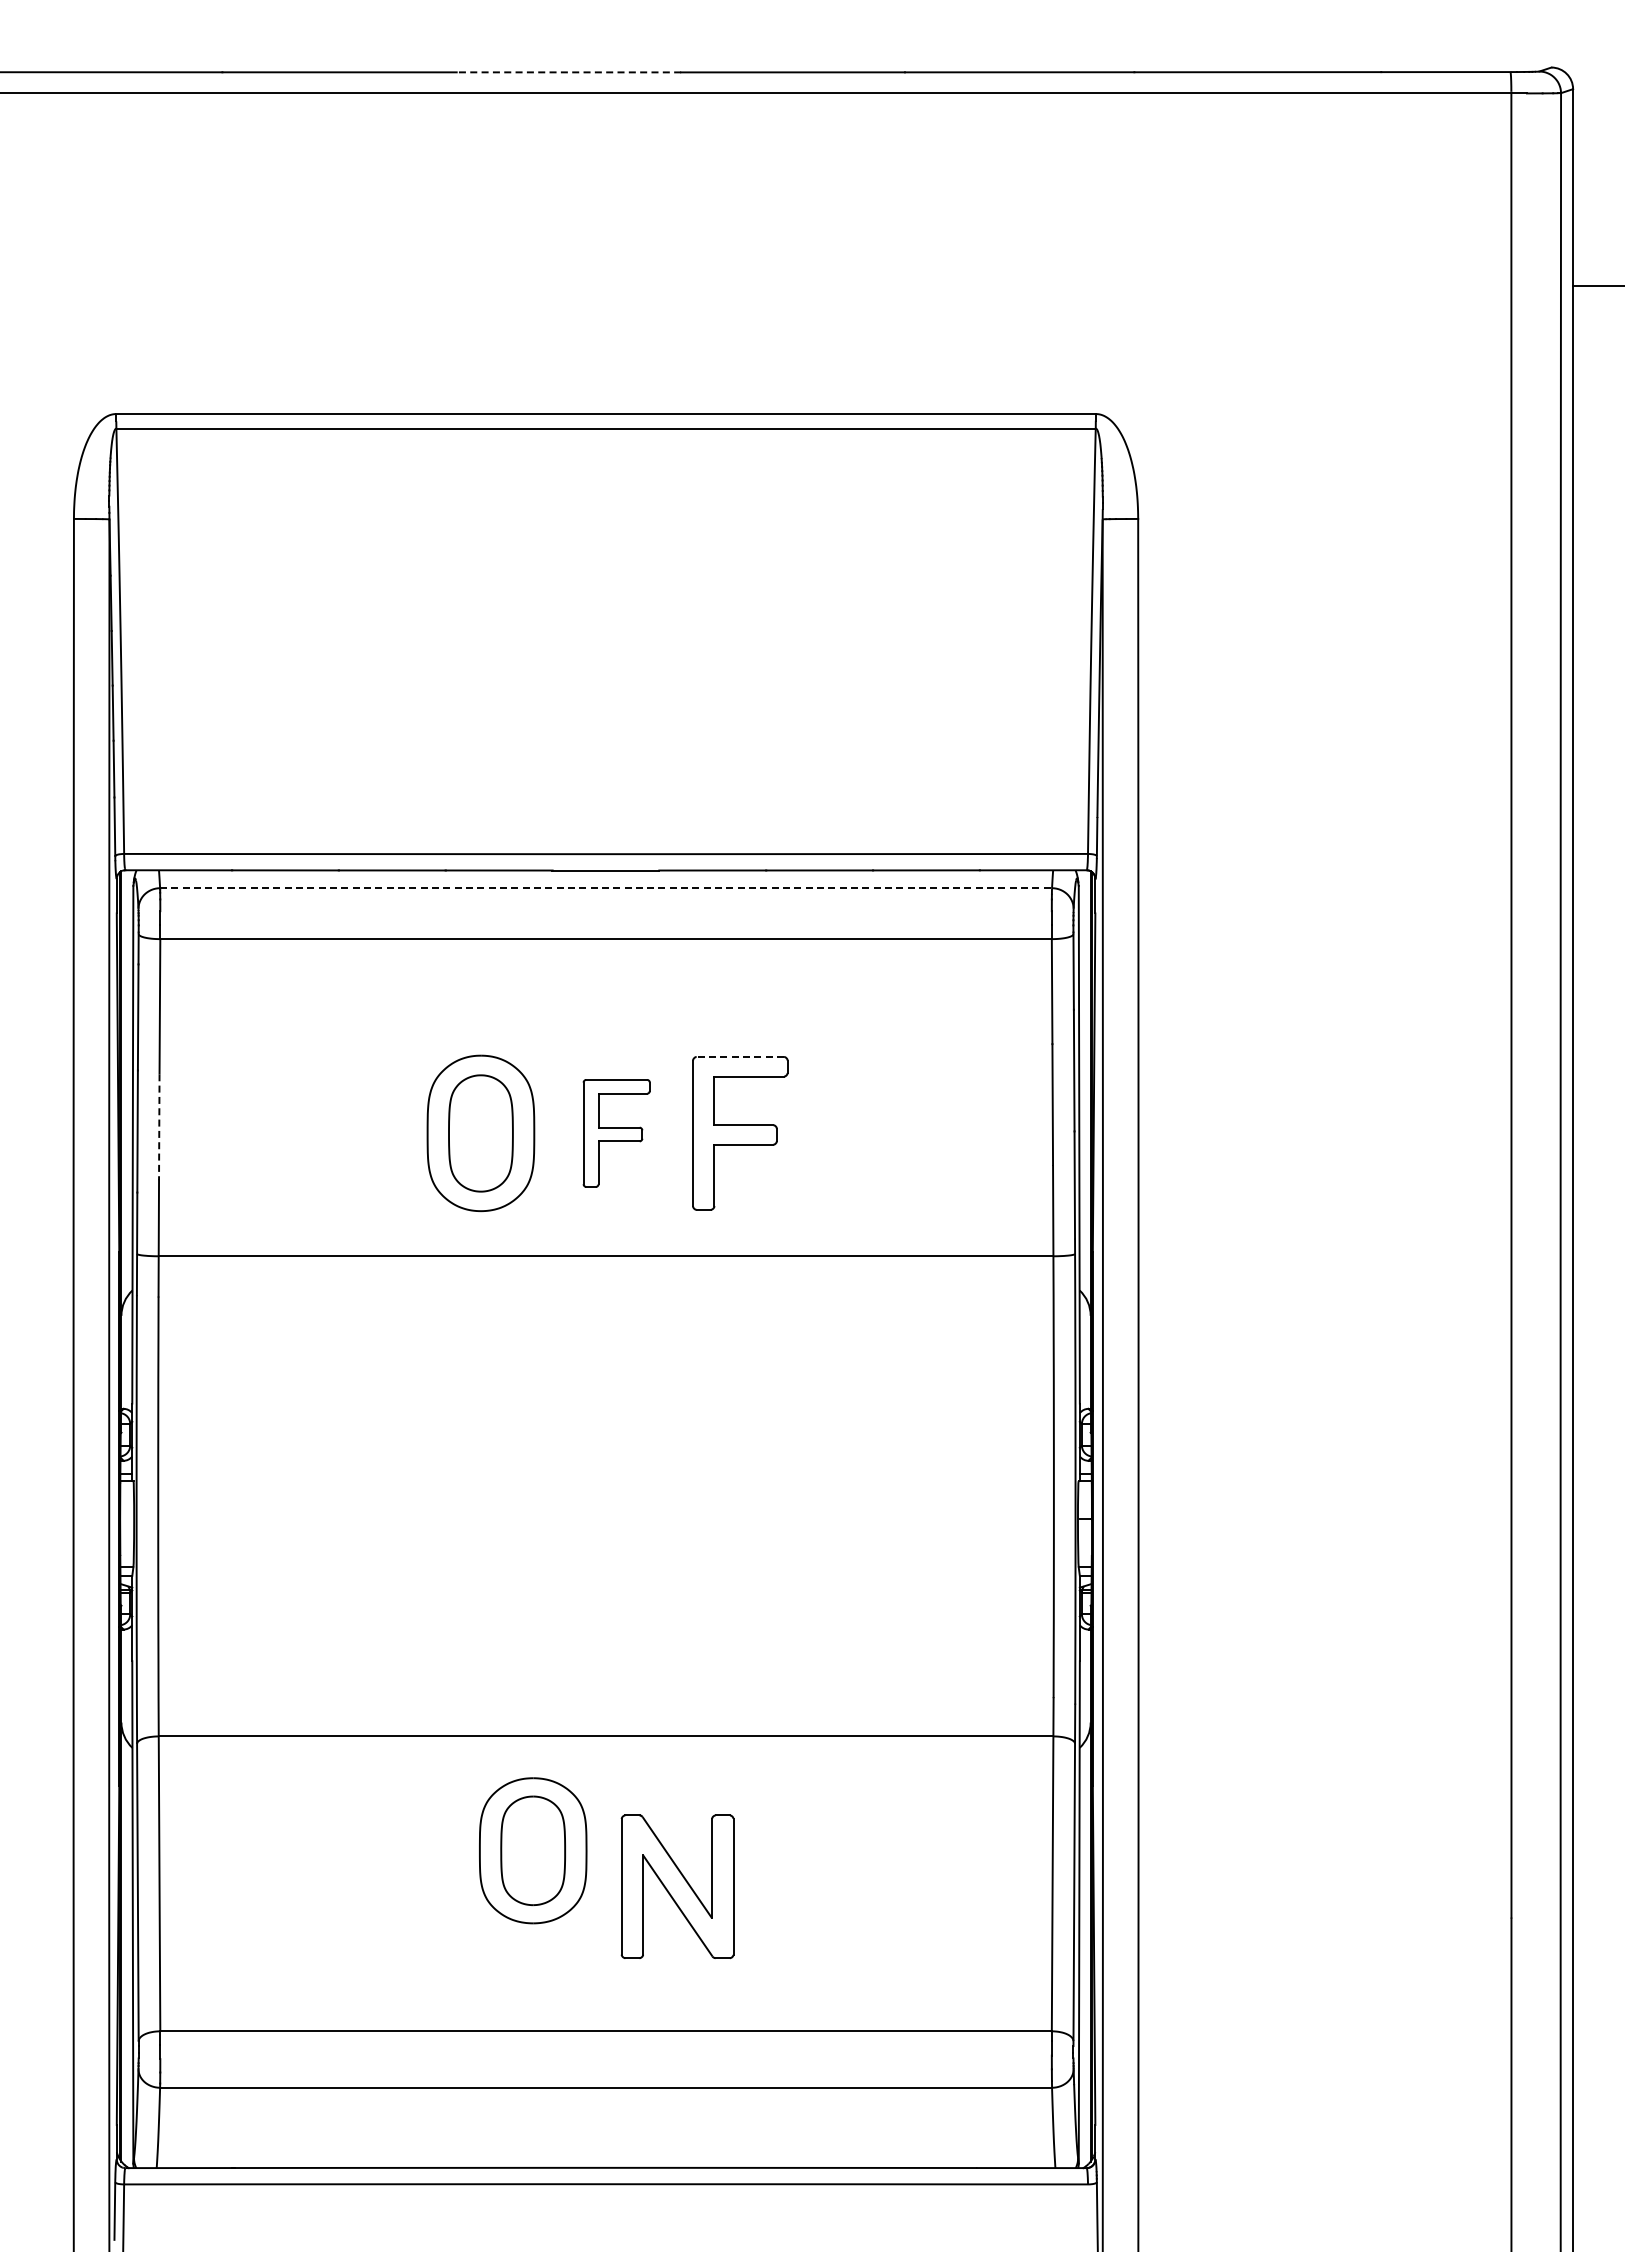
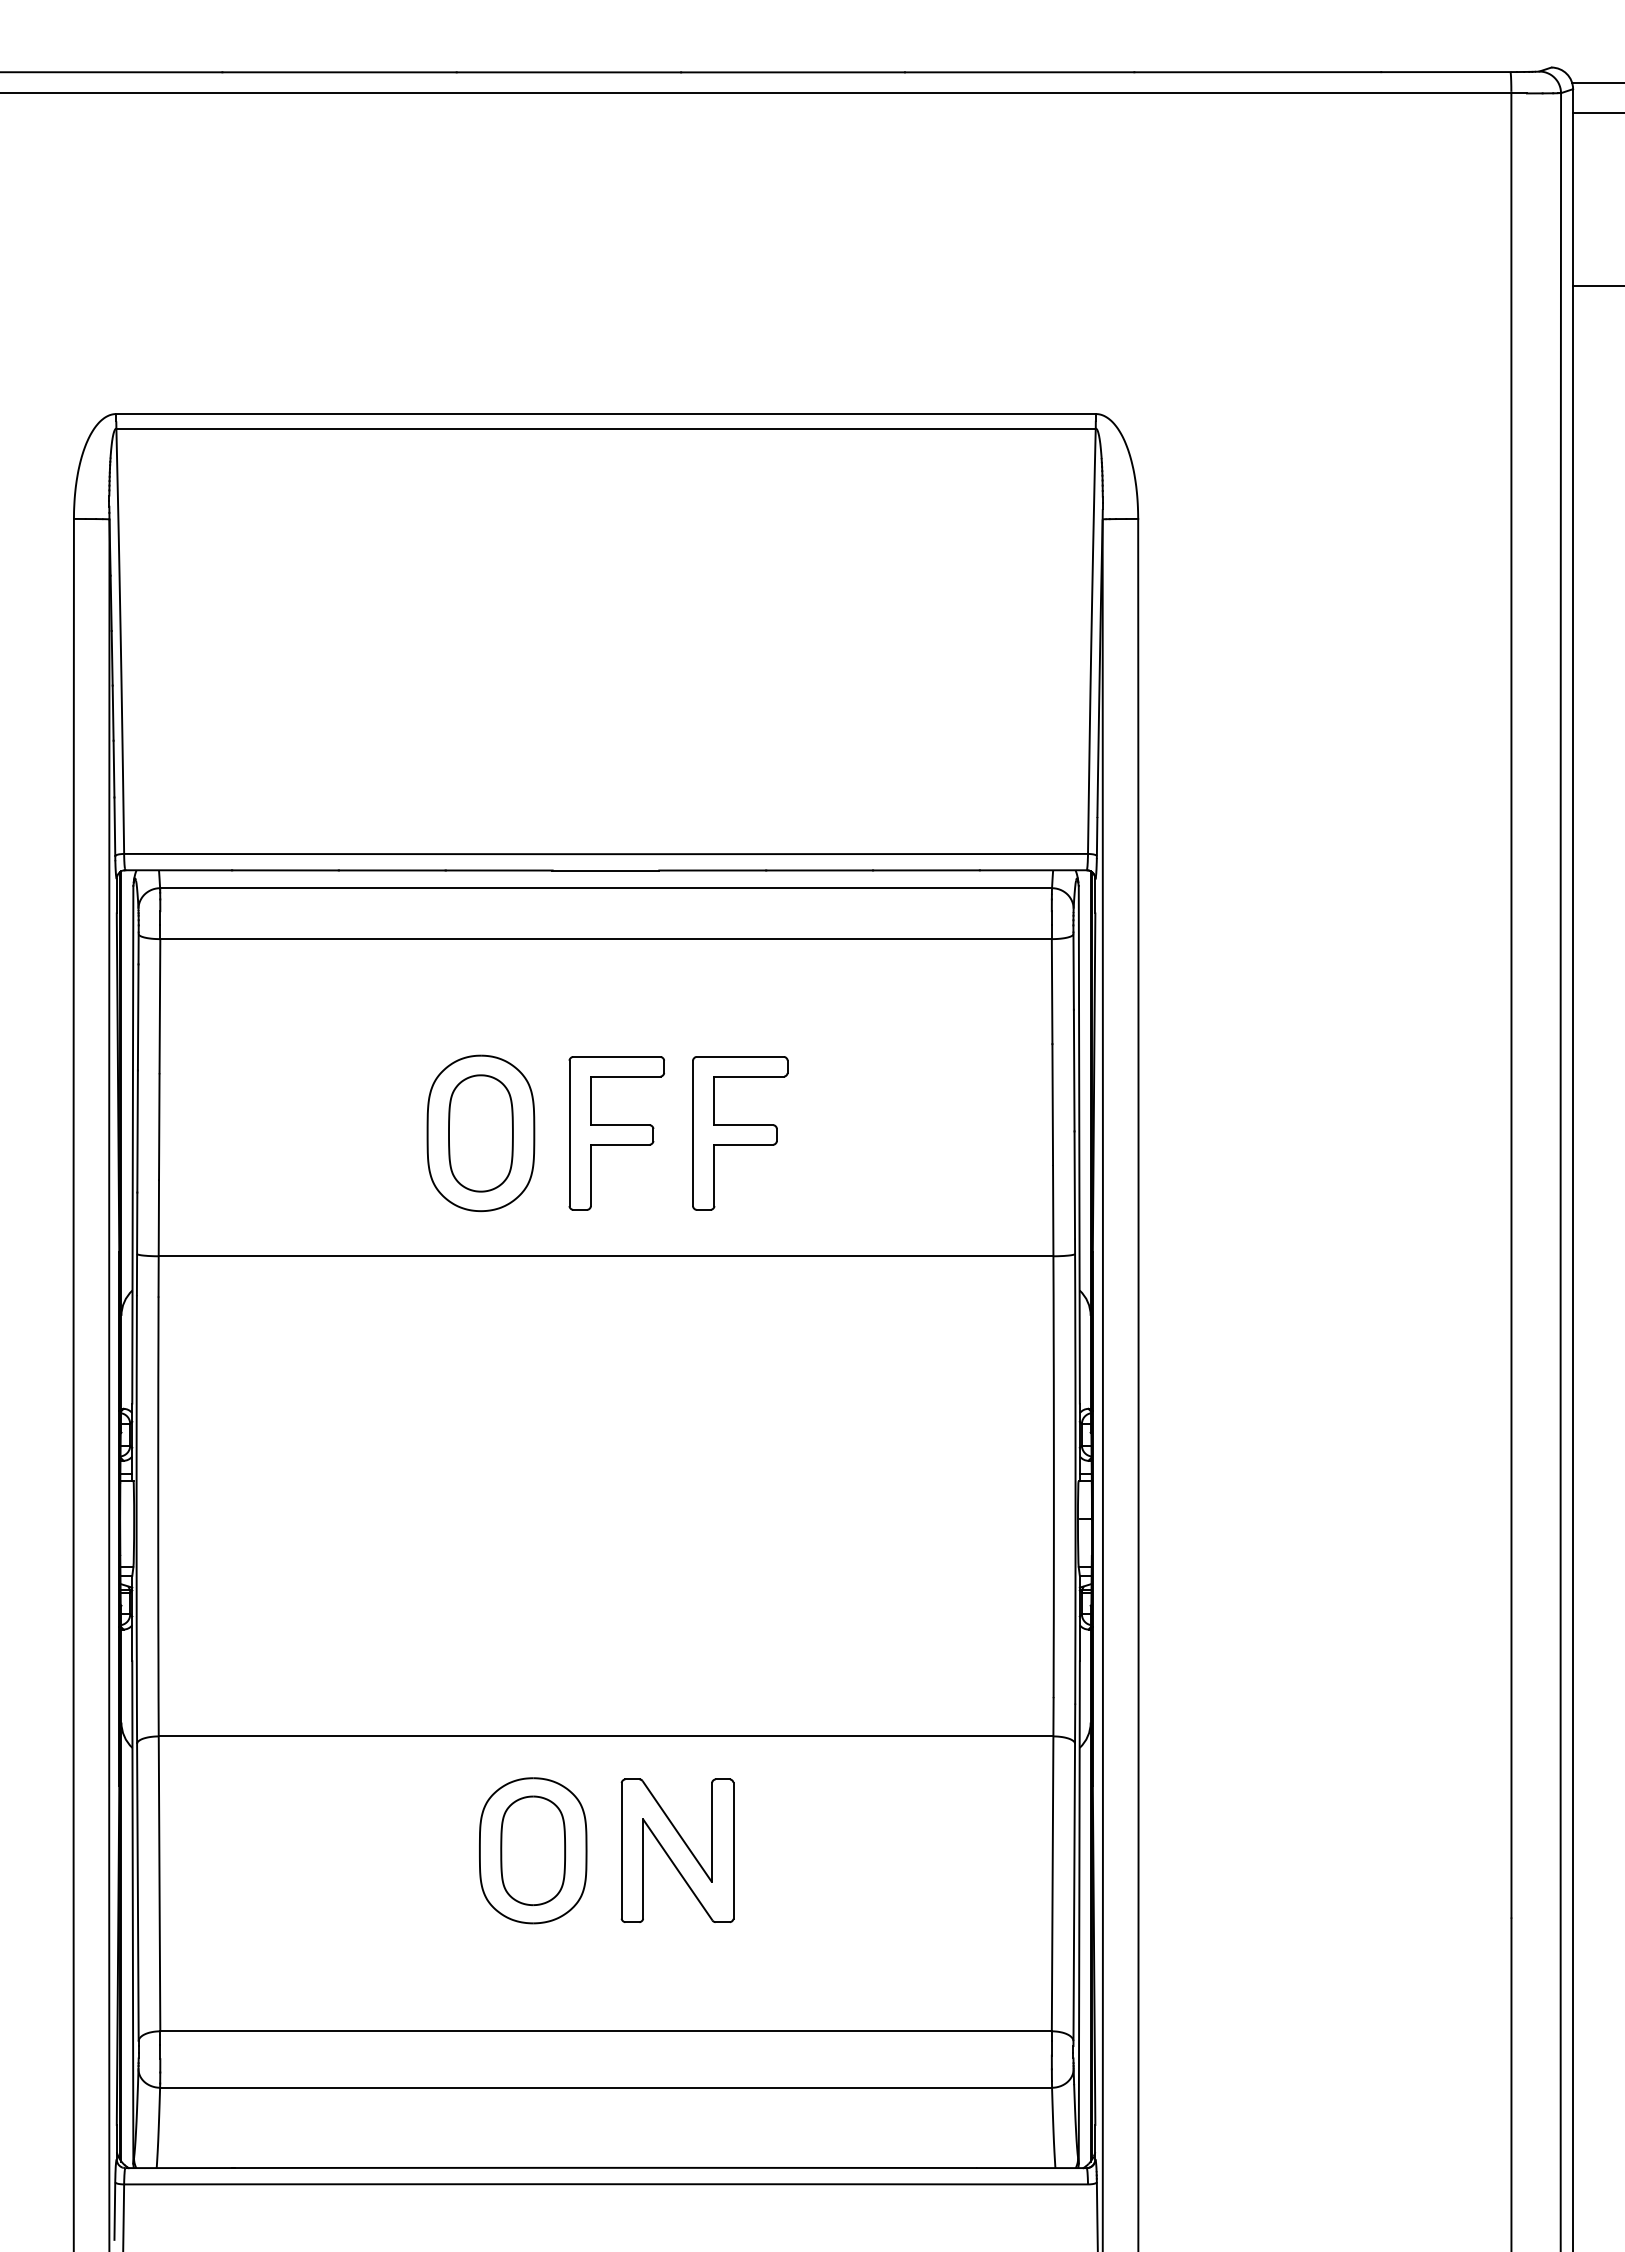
line: dashed -> solid (568, 72)
line: none -> present (1596, 83)
line: none -> present (1597, 112)
line: dashed -> solid (606, 888)
line: dashed -> solid (740, 1056)
line: dashed -> solid (159, 1127)
part size: 69x109 px -> 97x155 px (616, 1133)
part position: (677, 1886) -> (677, 1850) (677, 1850)
